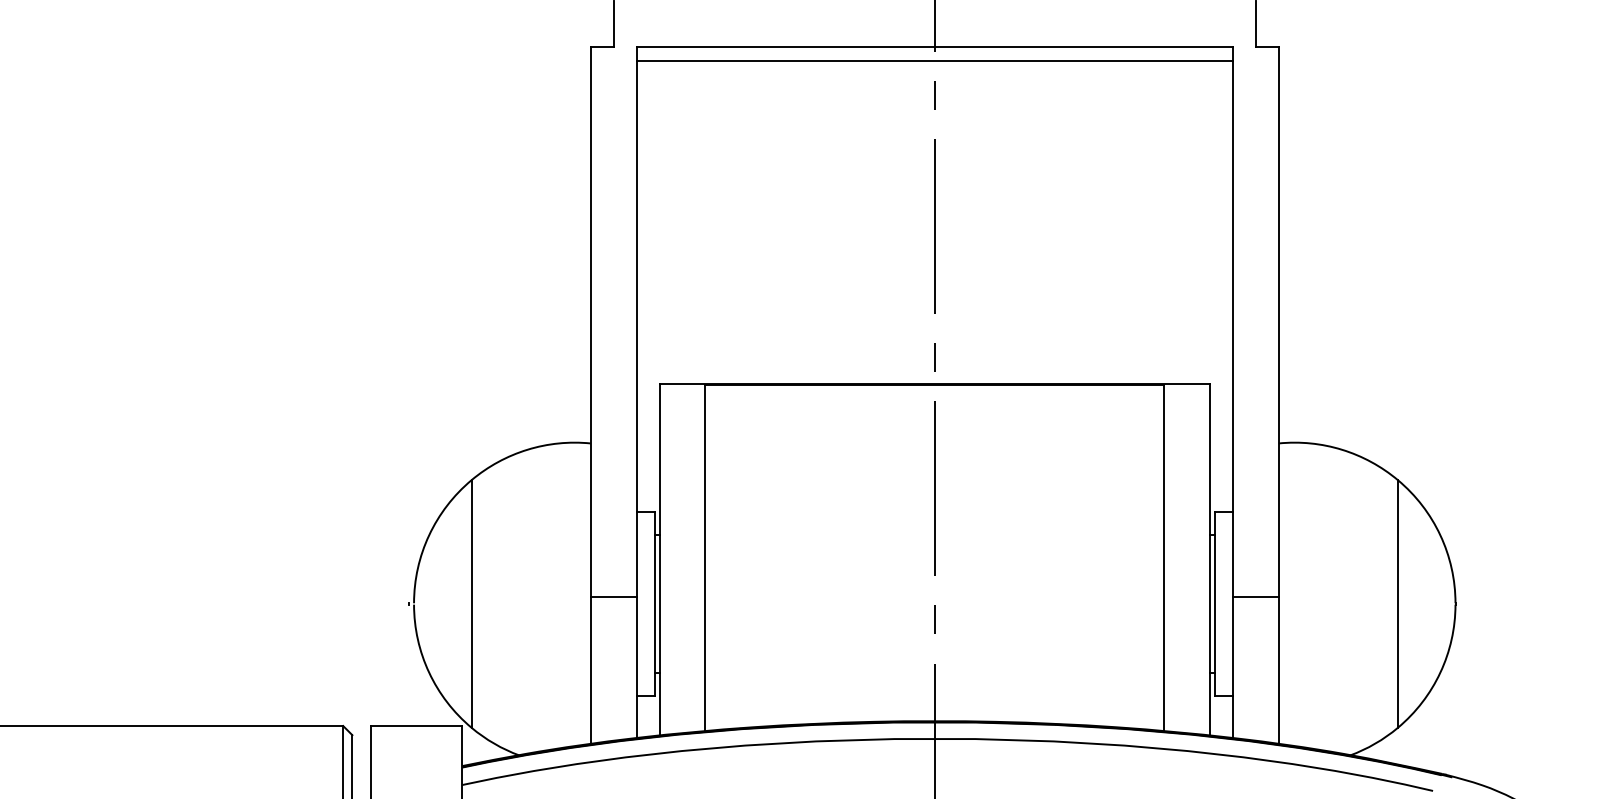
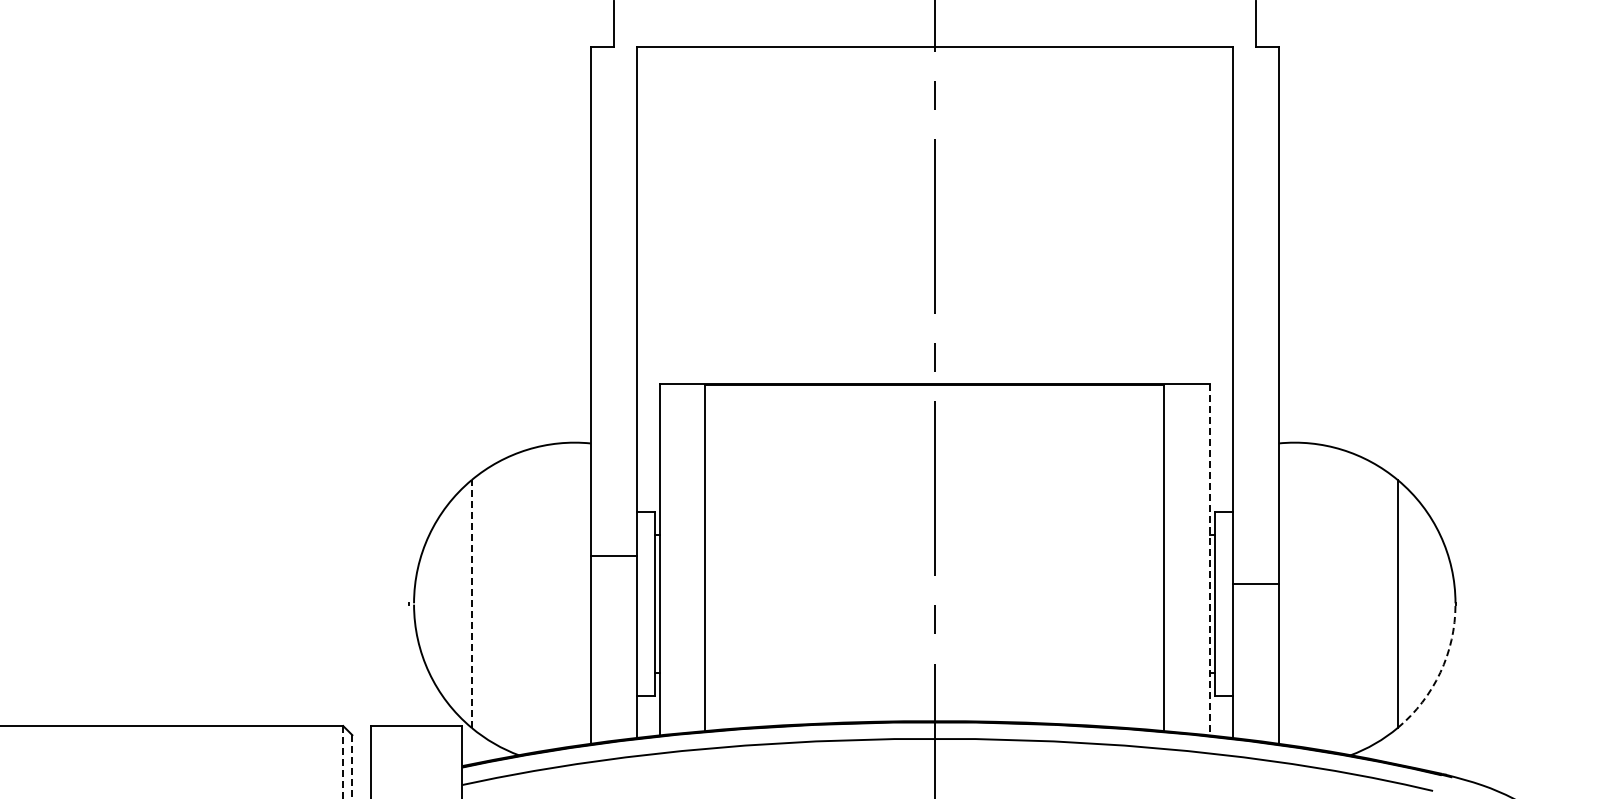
line: present -> none (934, 61)
line: solid -> dashed (1209, 560)
line position: (613, 596) -> (613, 555) (613, 555)
line position: (1255, 596) -> (1255, 583) (1255, 583)
line: solid -> dashed (471, 603)
arc: solid -> dashed (1440, 672)
line: solid -> dashed (343, 762)
line: solid -> dashed (352, 767)
